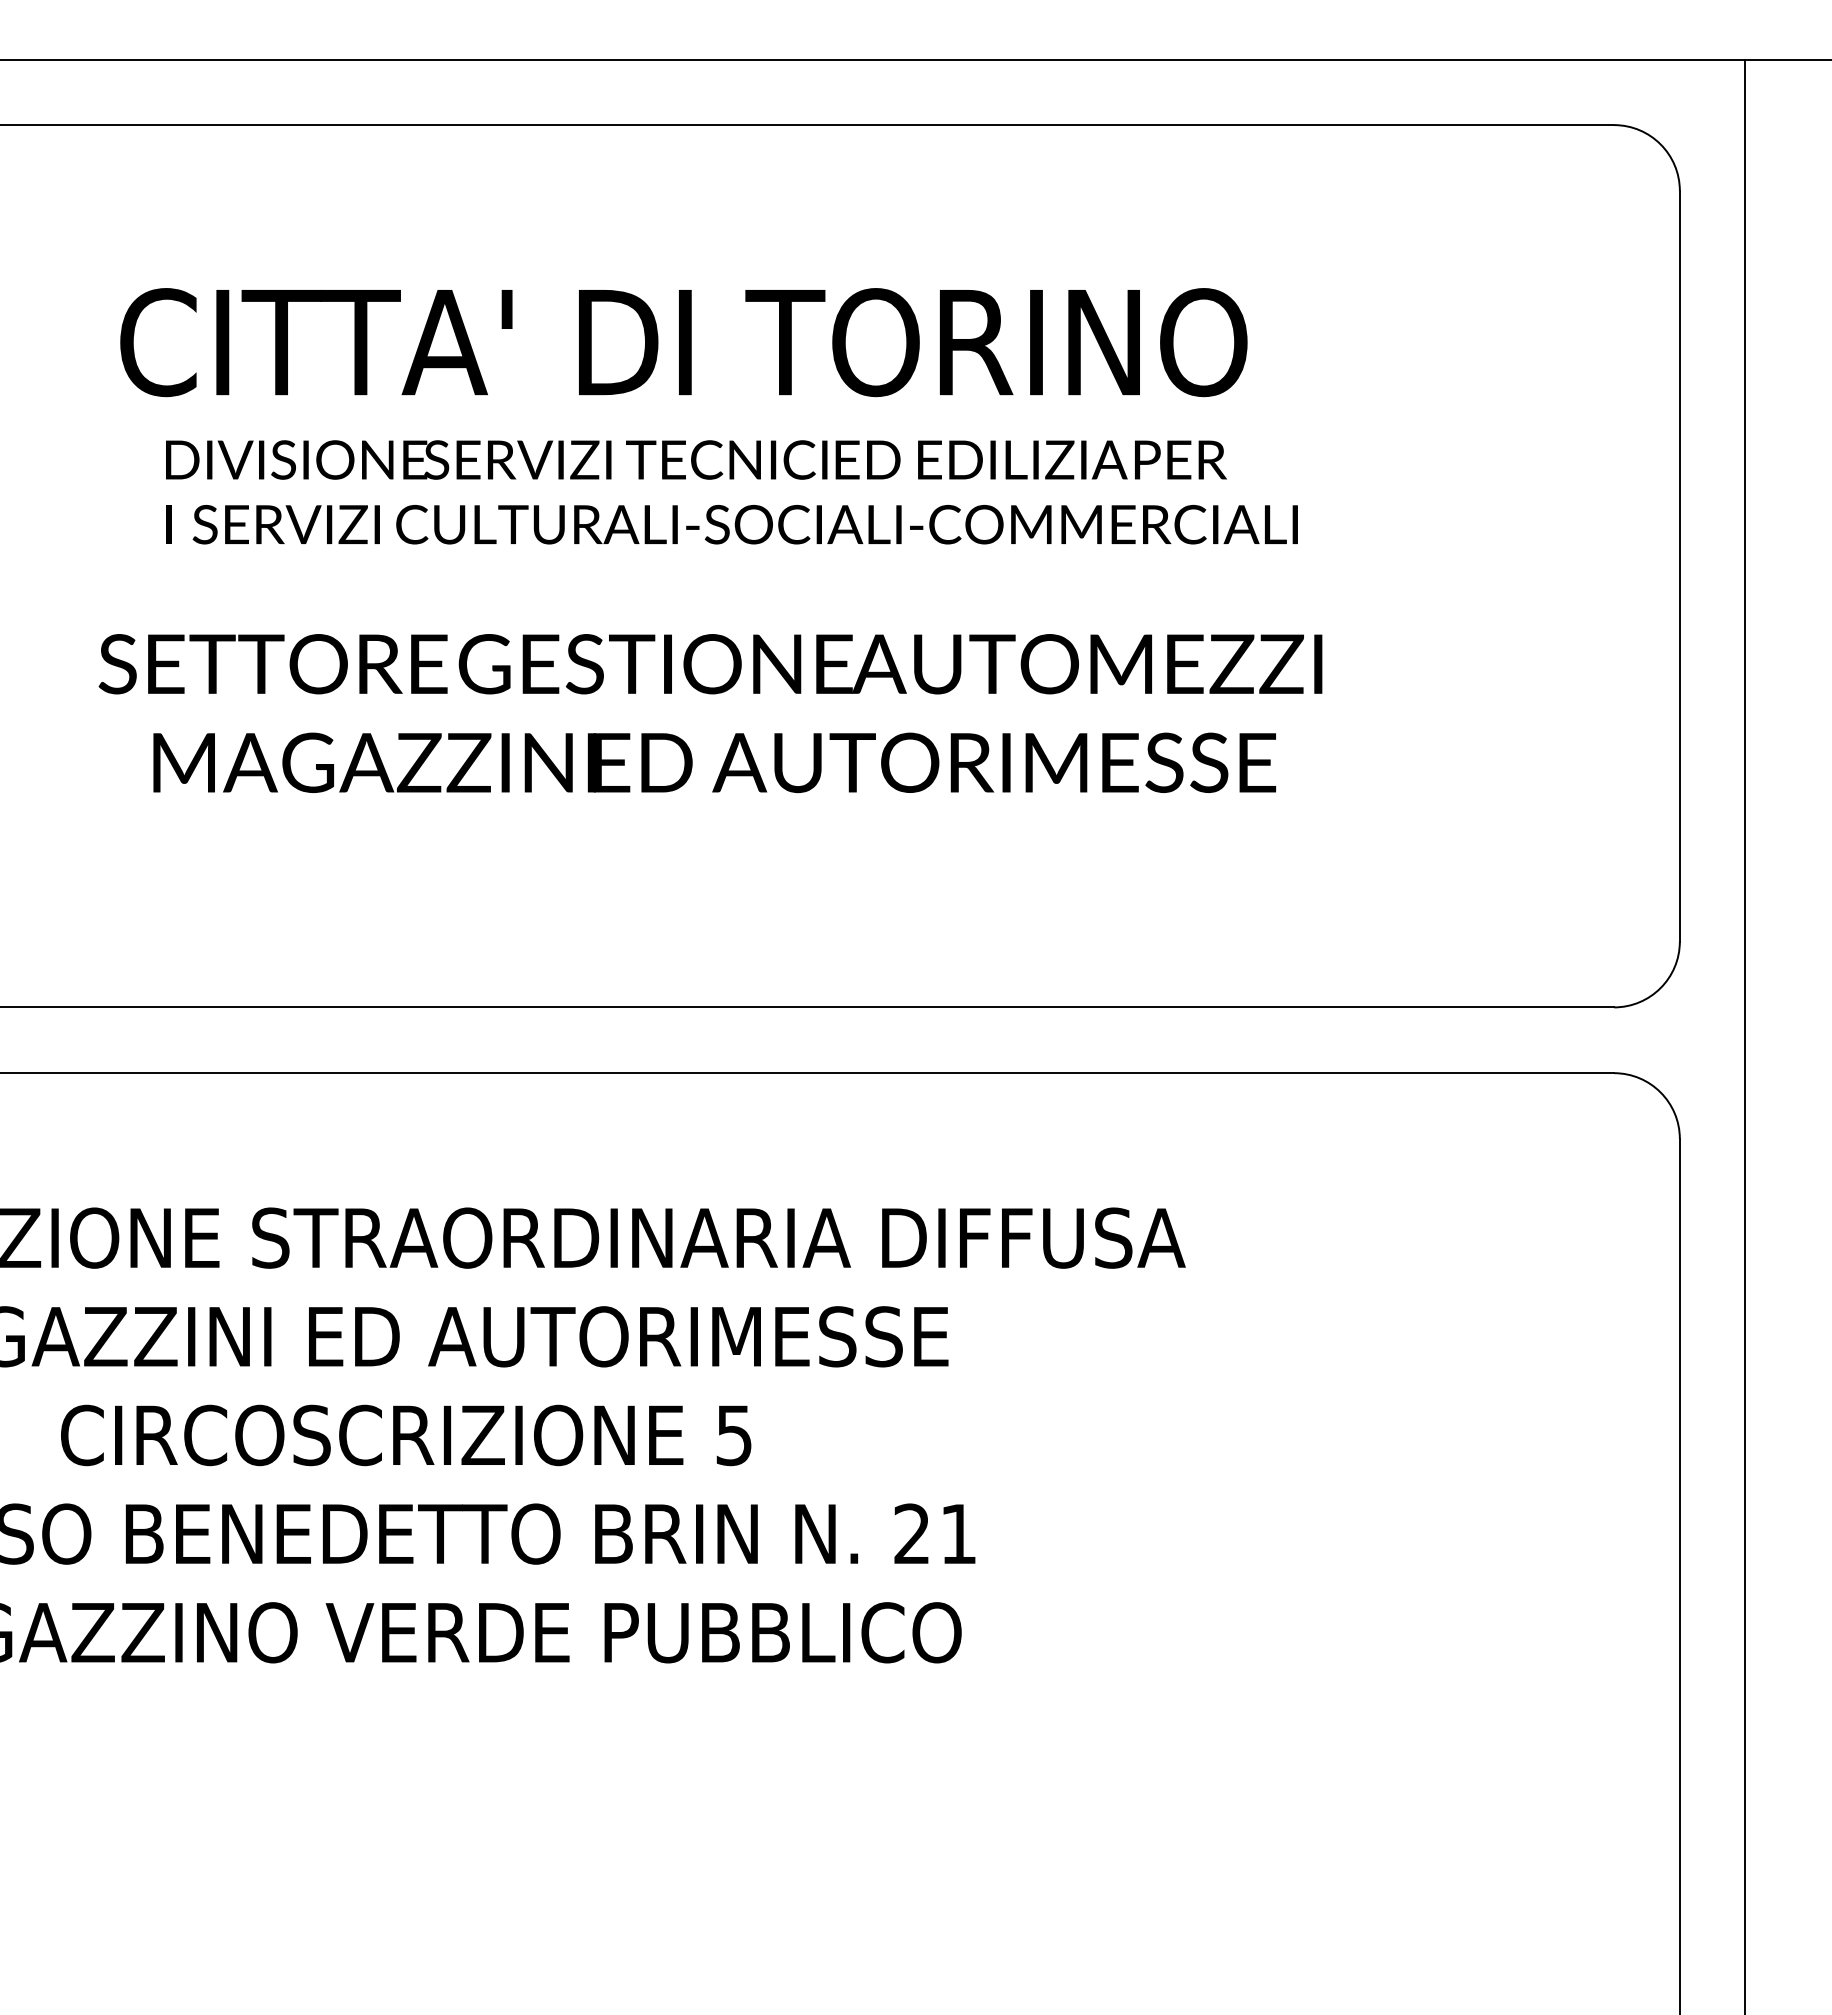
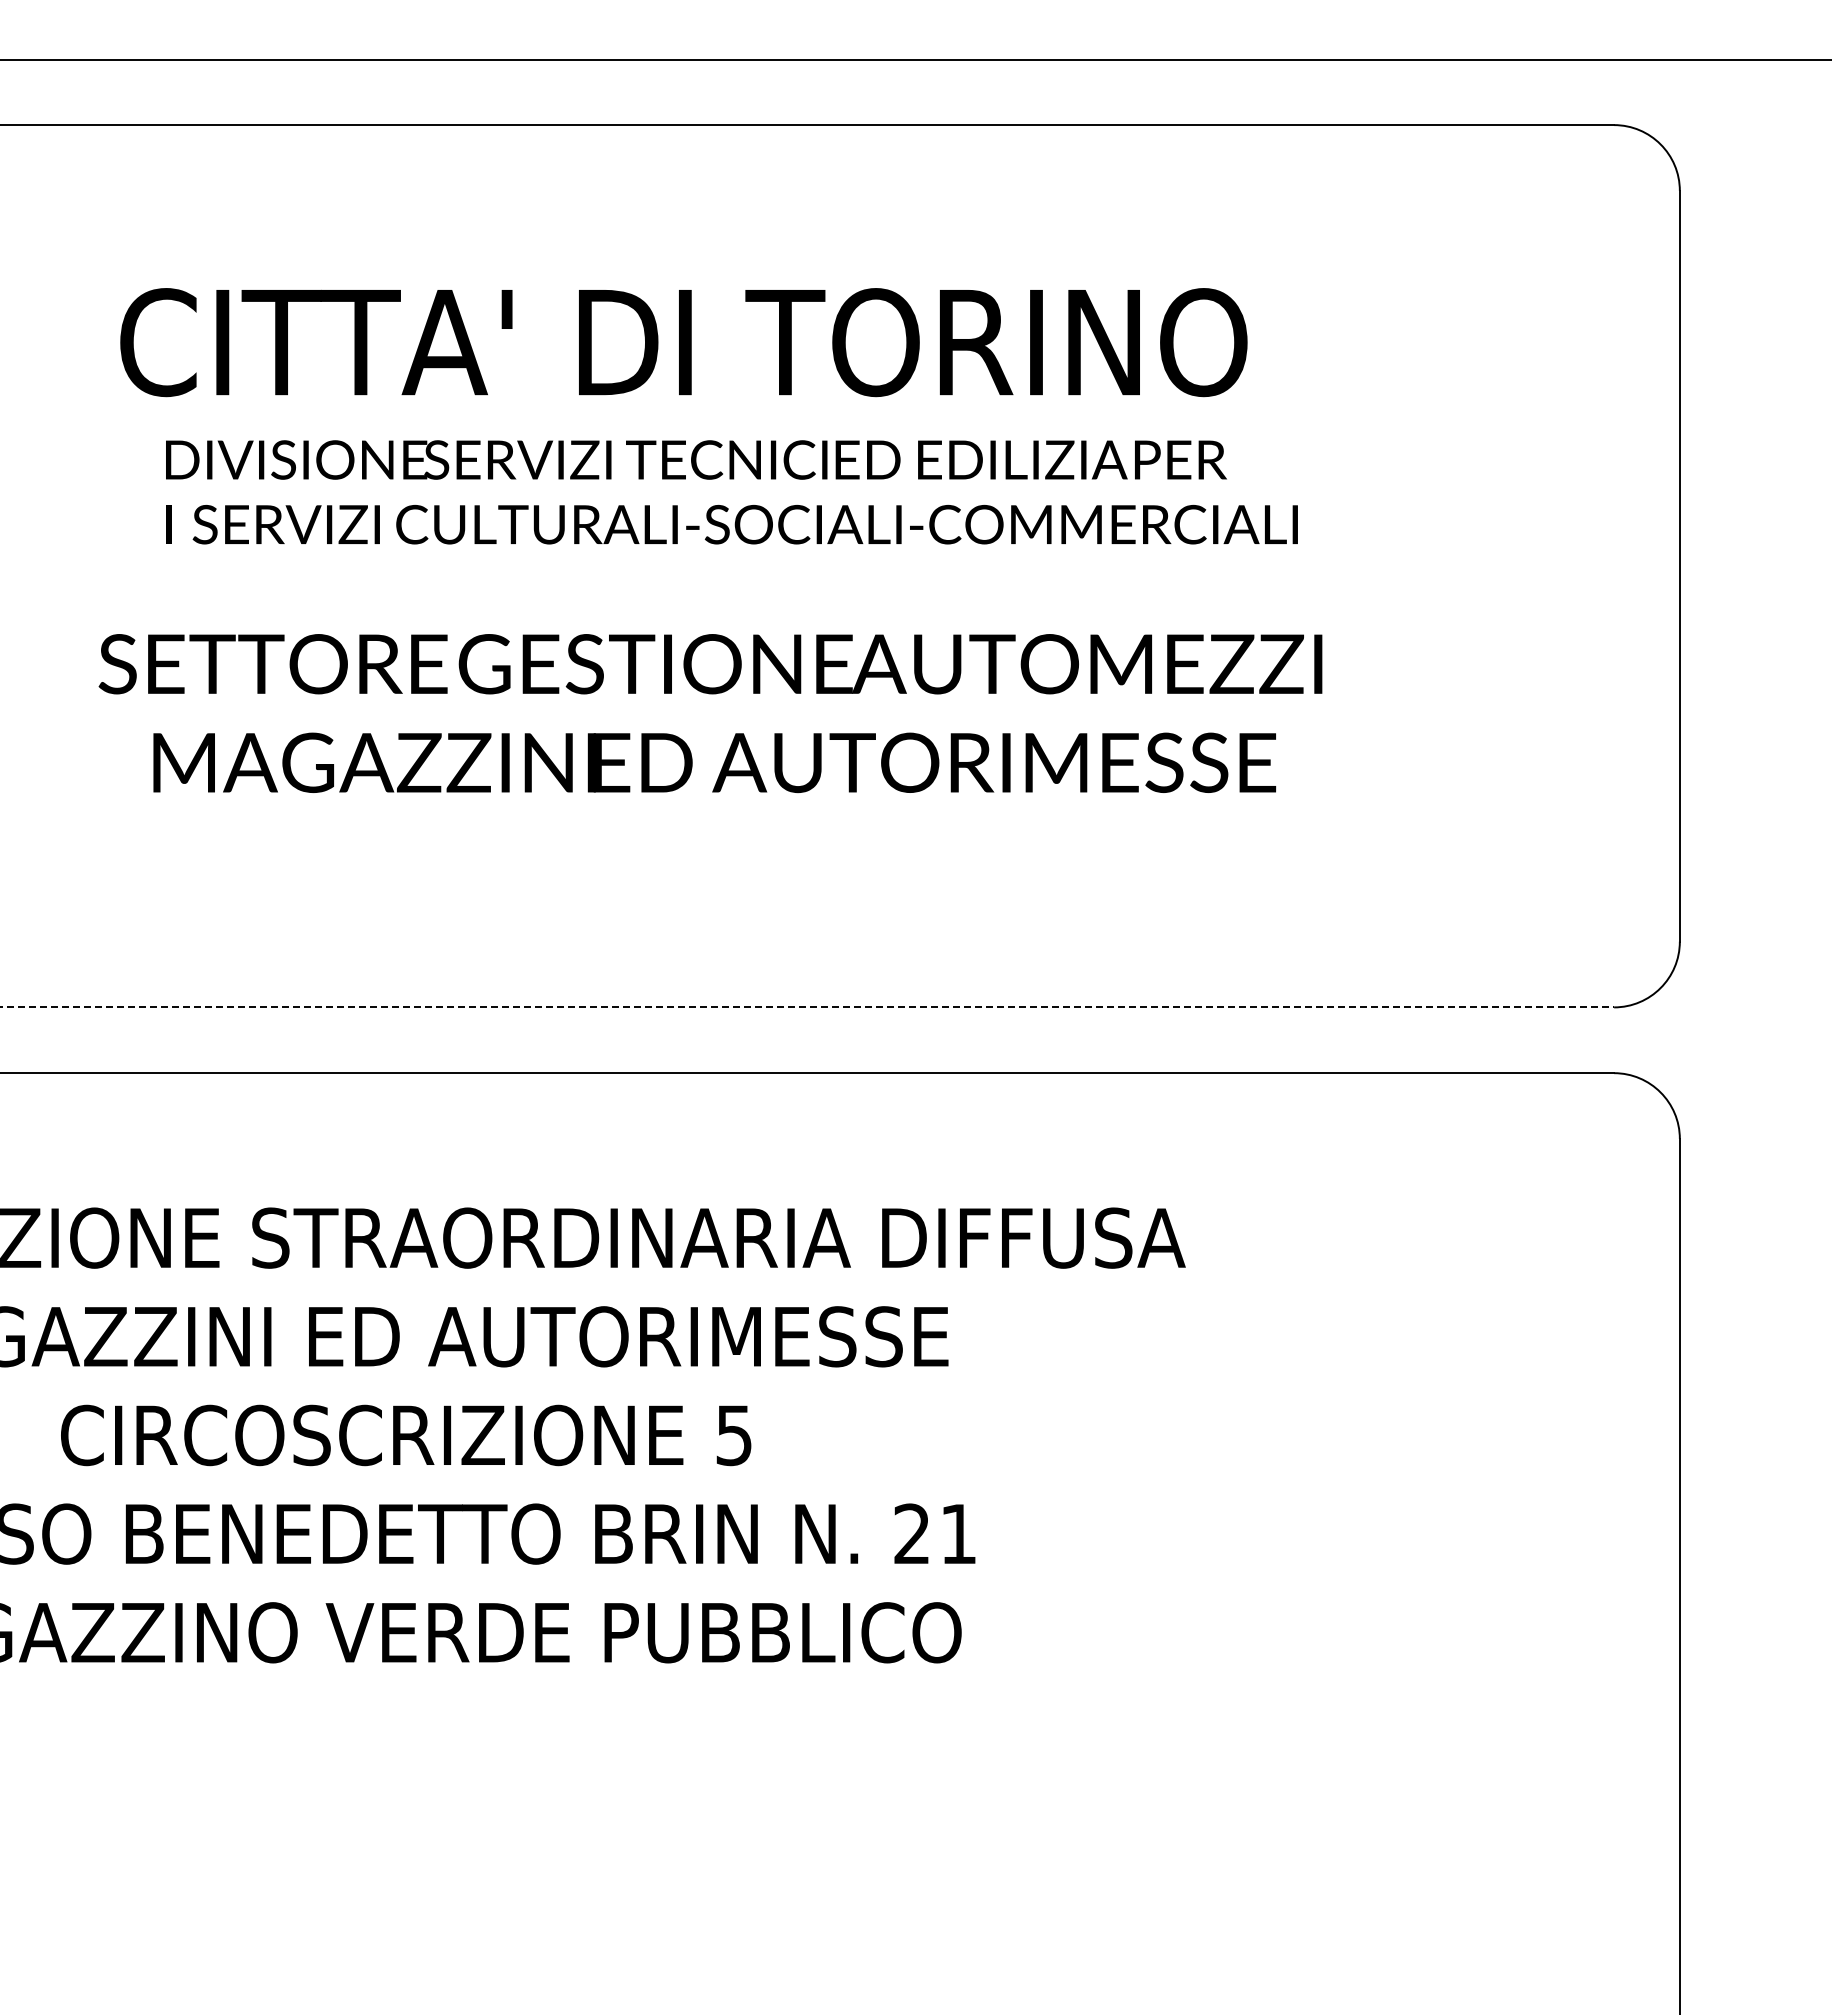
line: solid -> dashed (807, 1007)
line: present -> none (1744, 1035)
